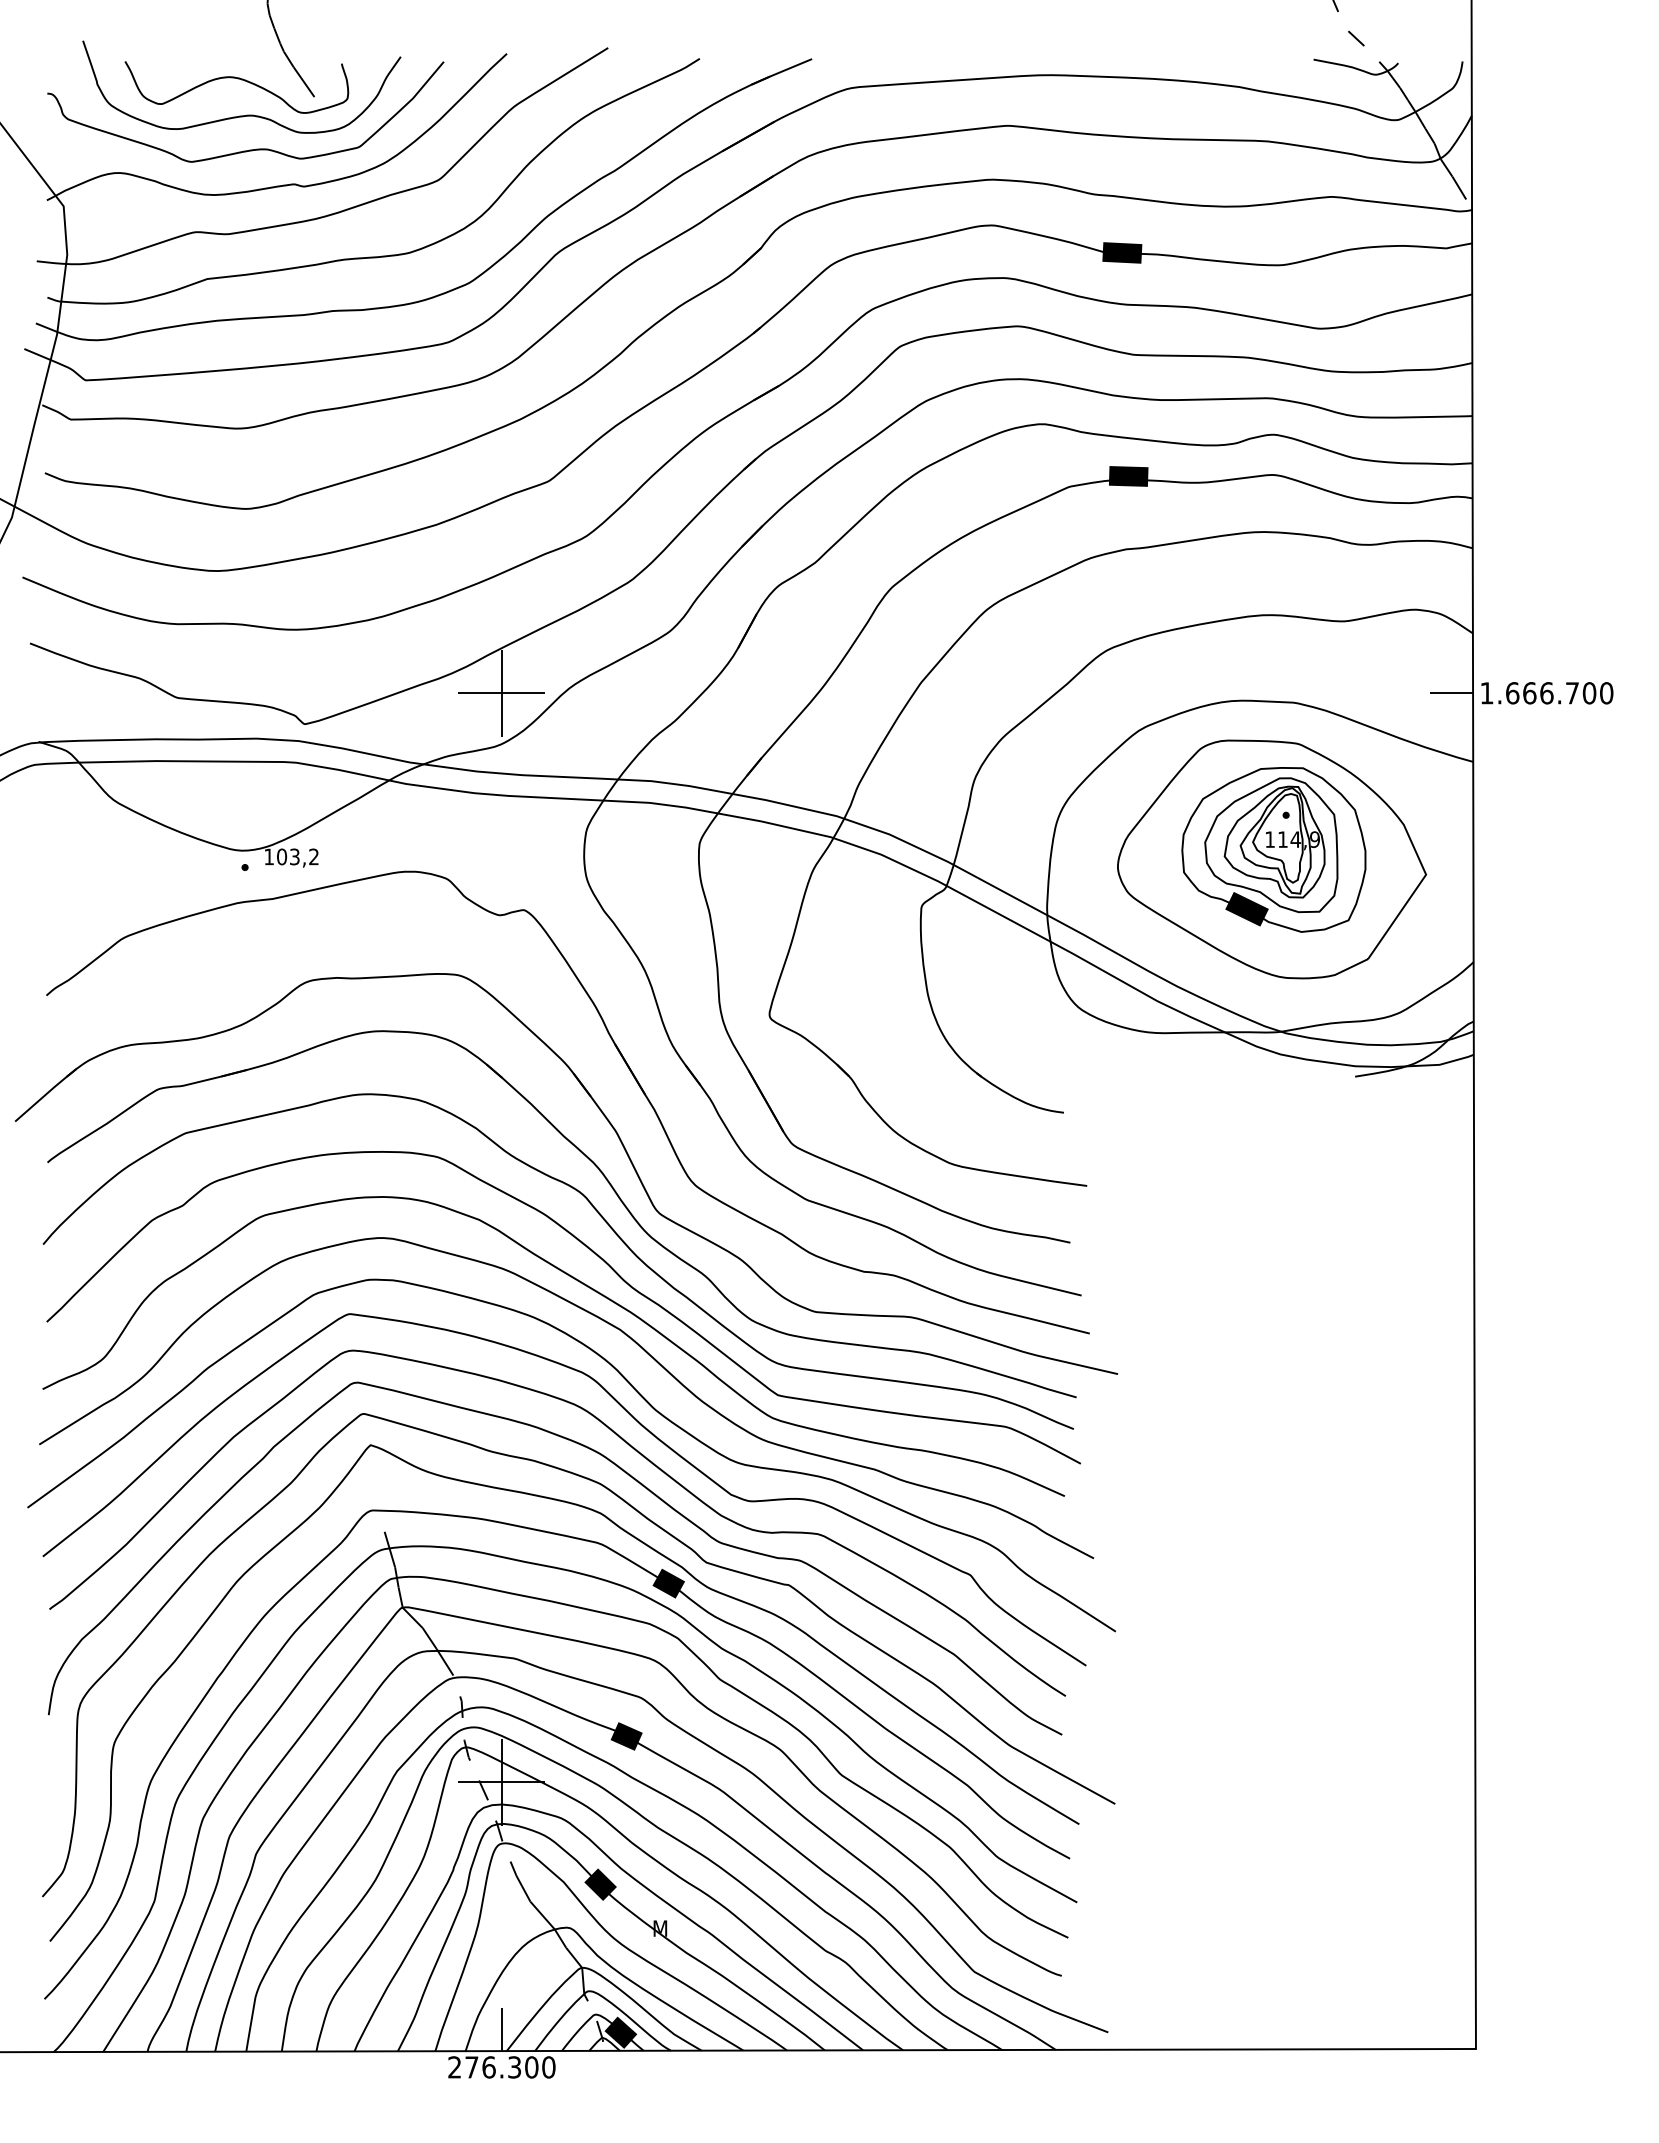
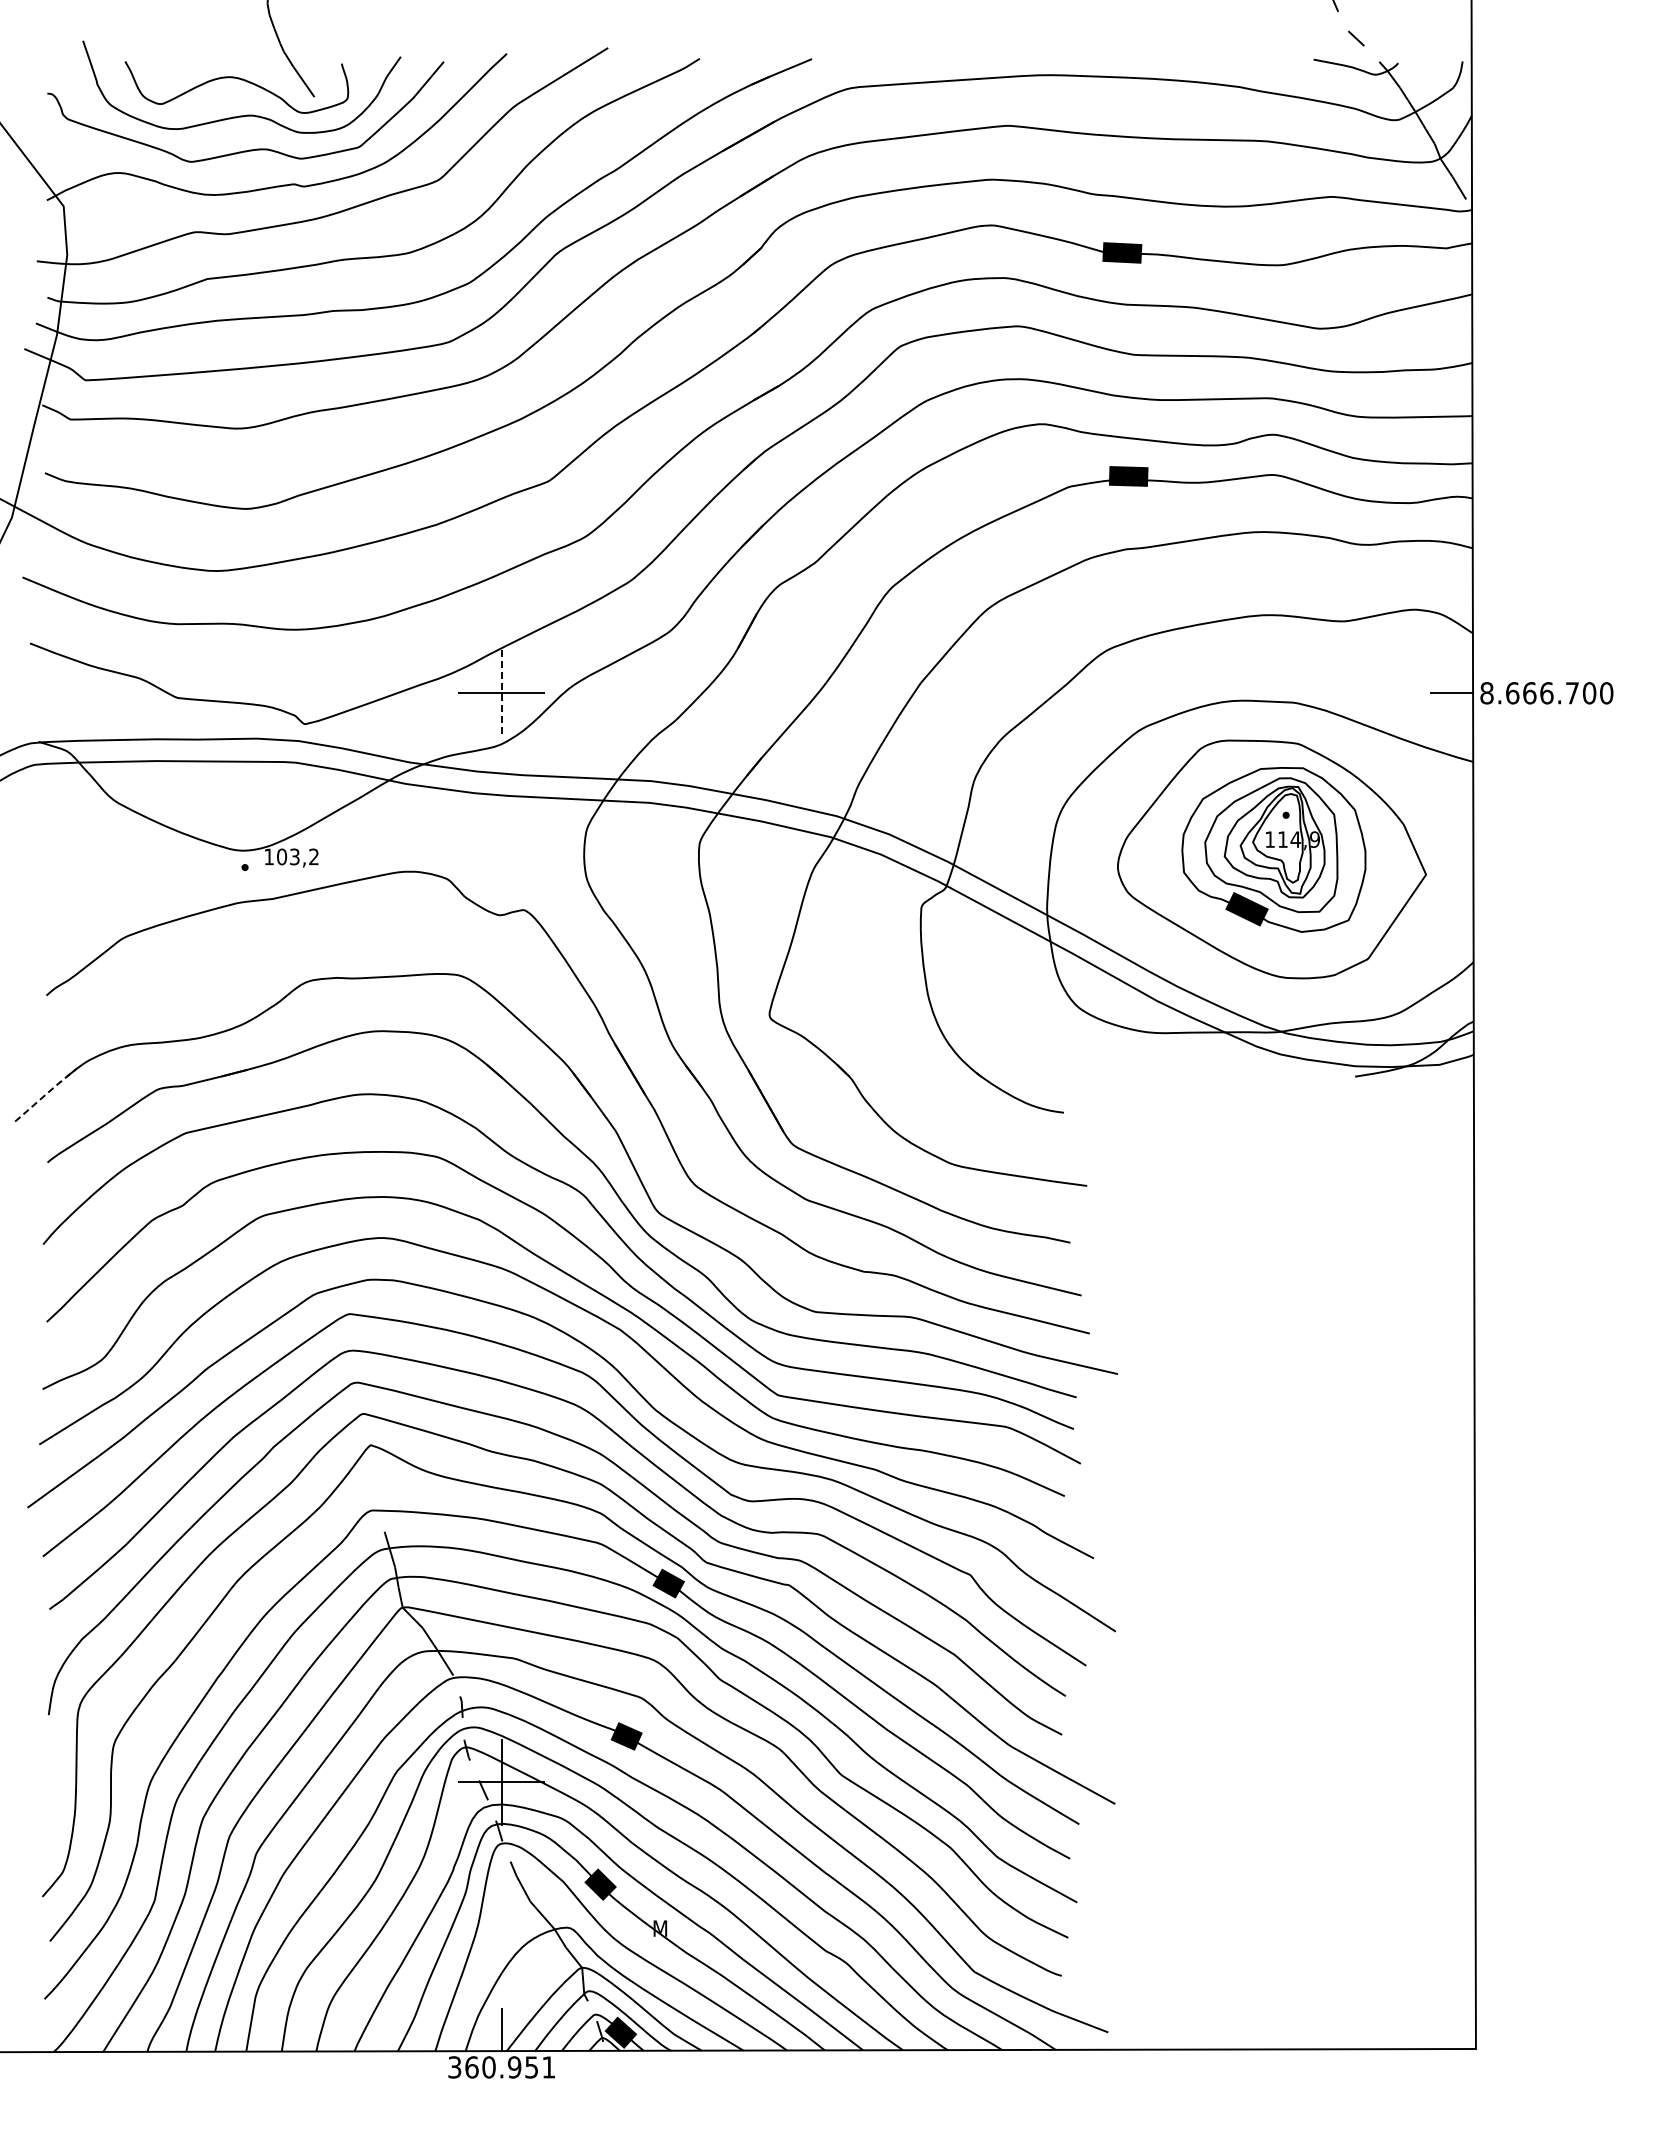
line: solid -> dashed (501, 693)
text: 1.666.700 -> 8.666.700 (1486, 693)
line: solid -> dashed (46, 1094)
text: 276.300 -> 360.951 (501, 2067)
